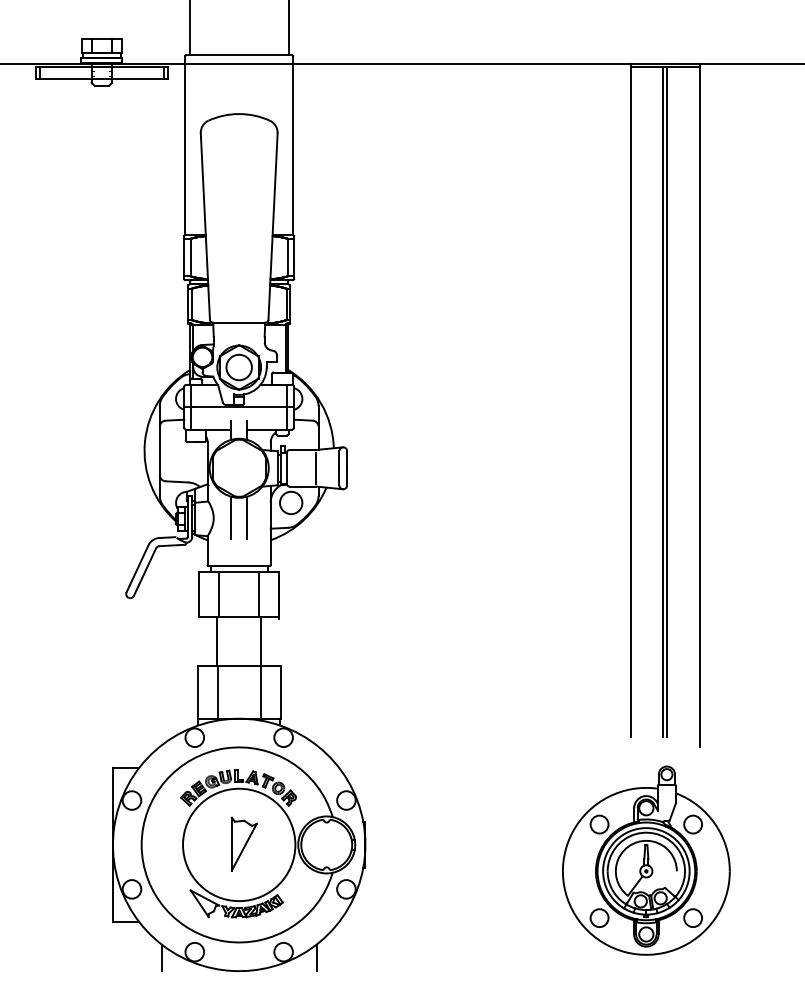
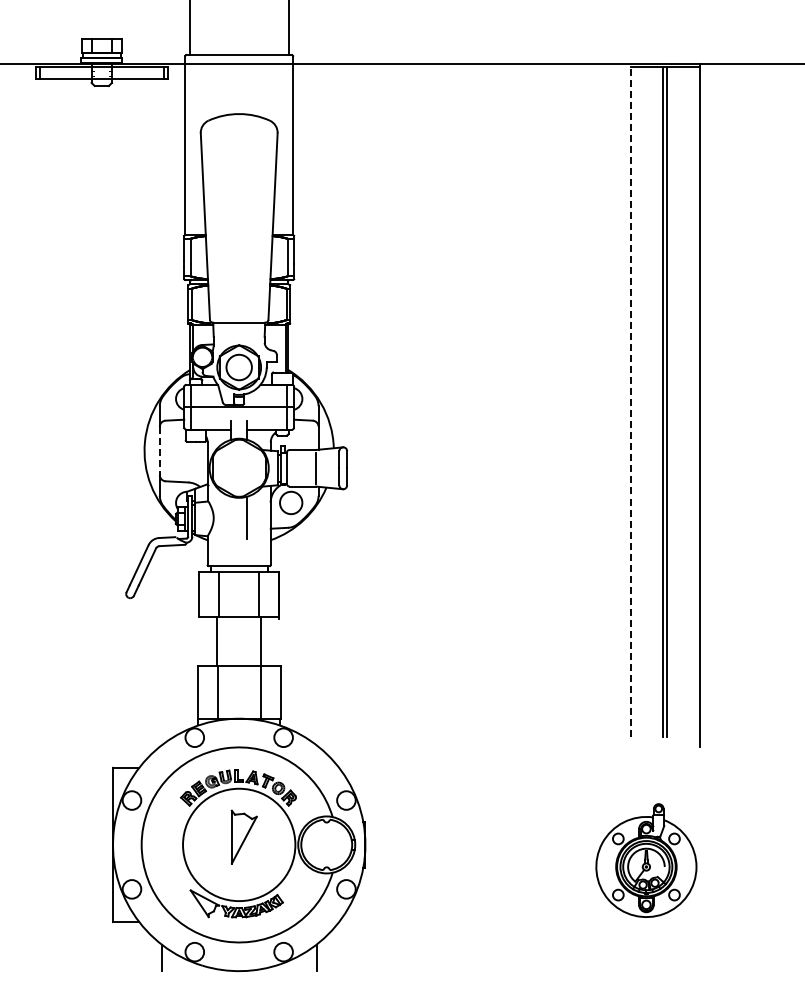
line: solid -> dashed (630, 399)
line: solid -> dashed (159, 451)
line: present -> none (231, 517)
part position: (243, 843) -> (243, 836) (243, 836)
part size: 169x191 px -> 103x115 px (646, 860)
